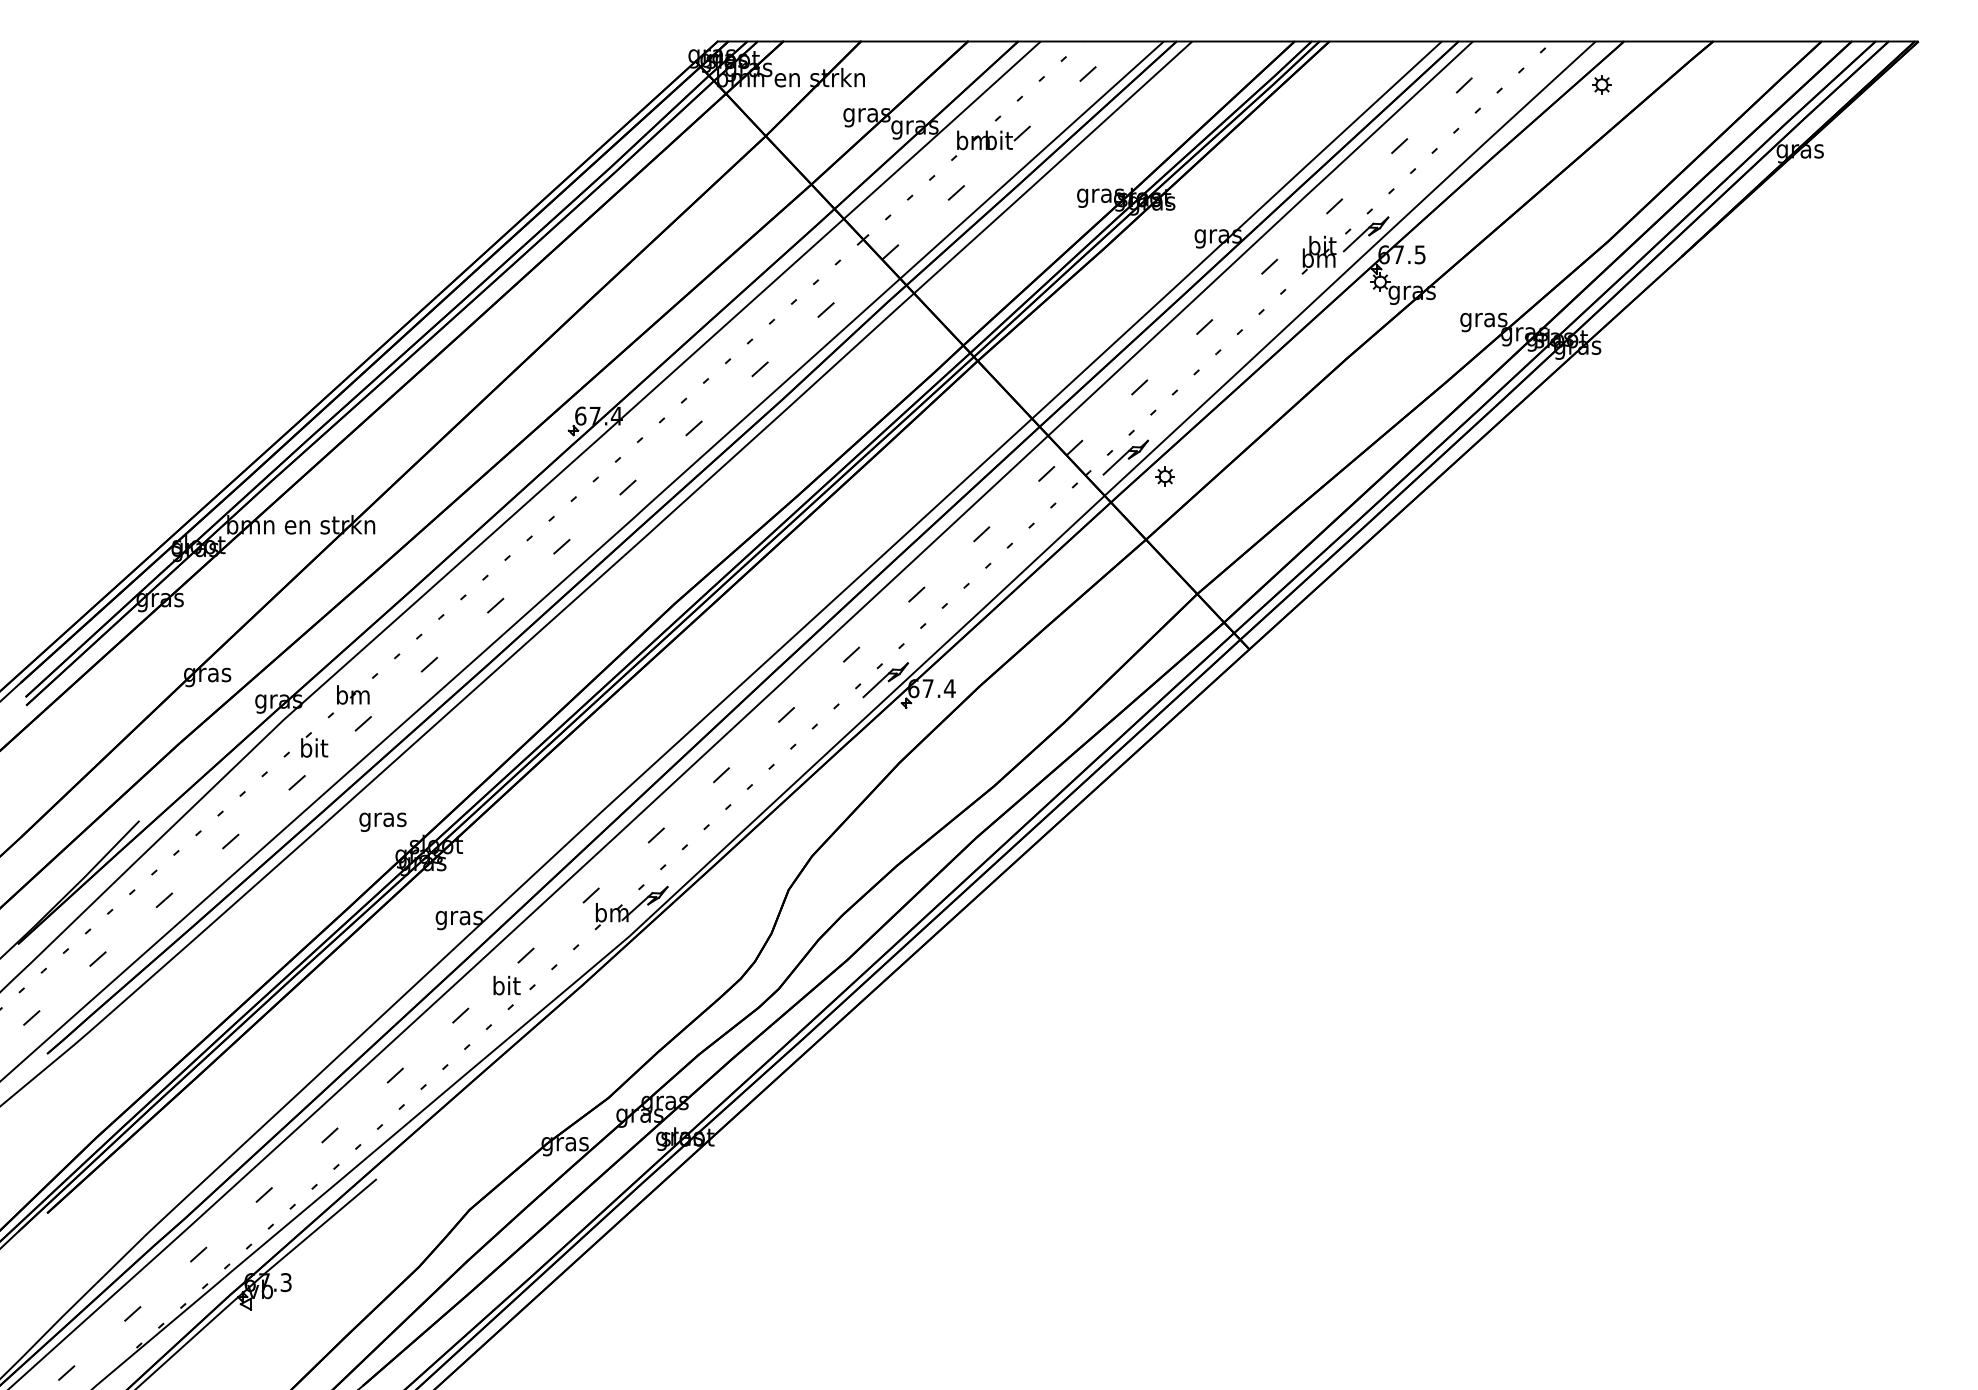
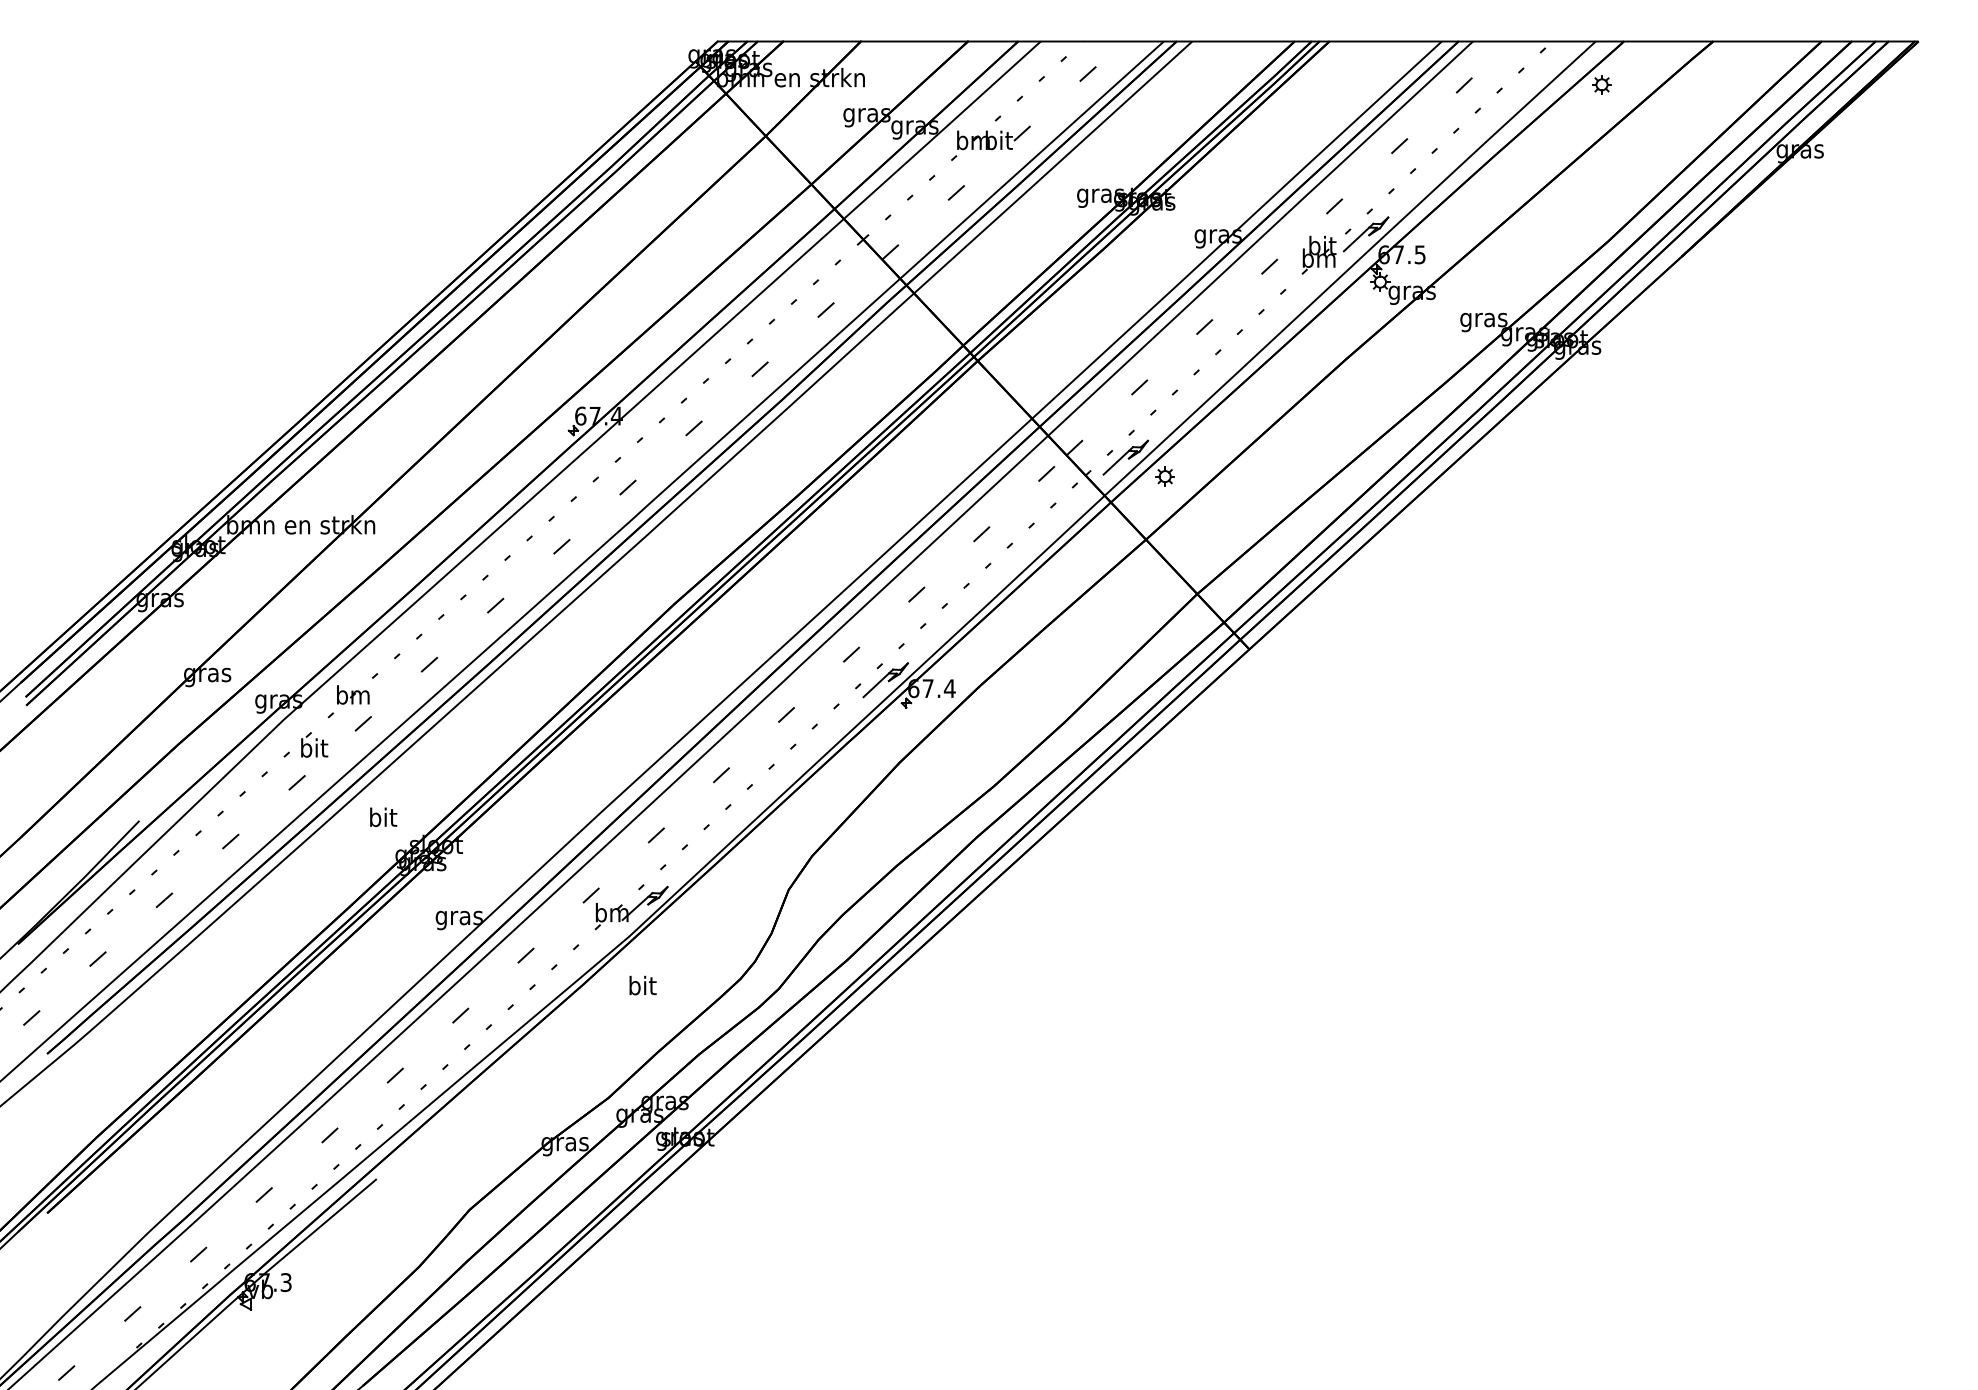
text: gras -> bit (382, 819)
text position: (506, 985) -> (642, 985) (642, 985)
